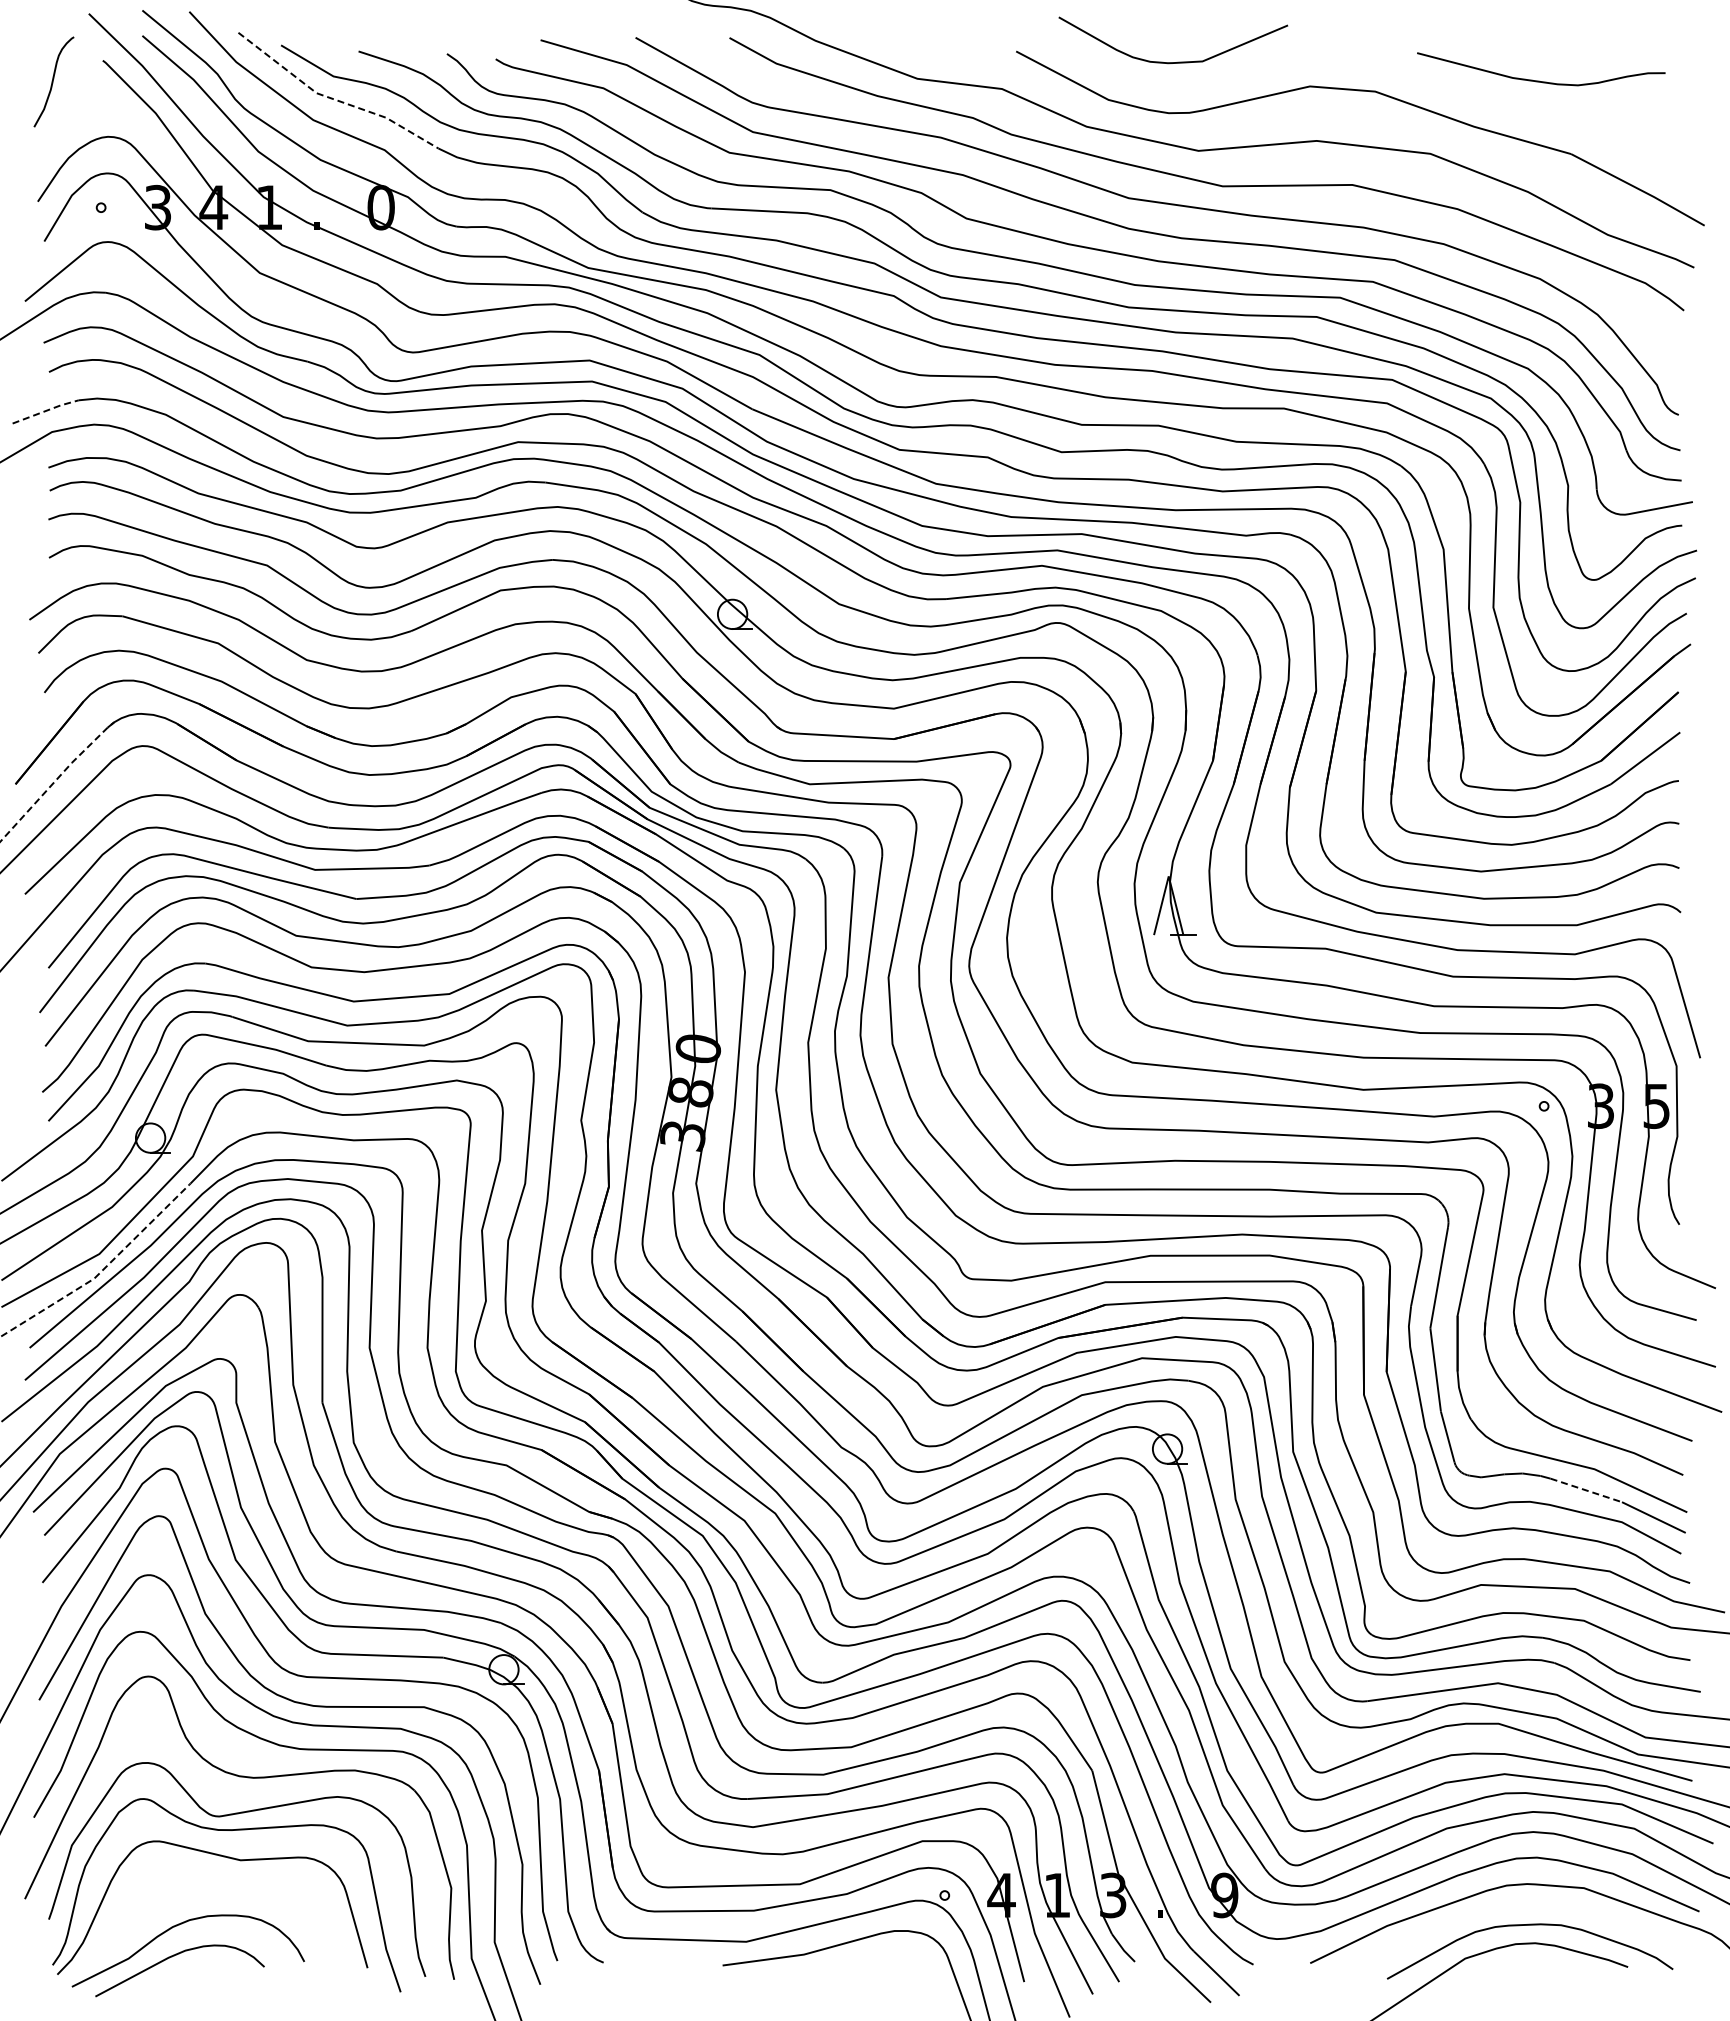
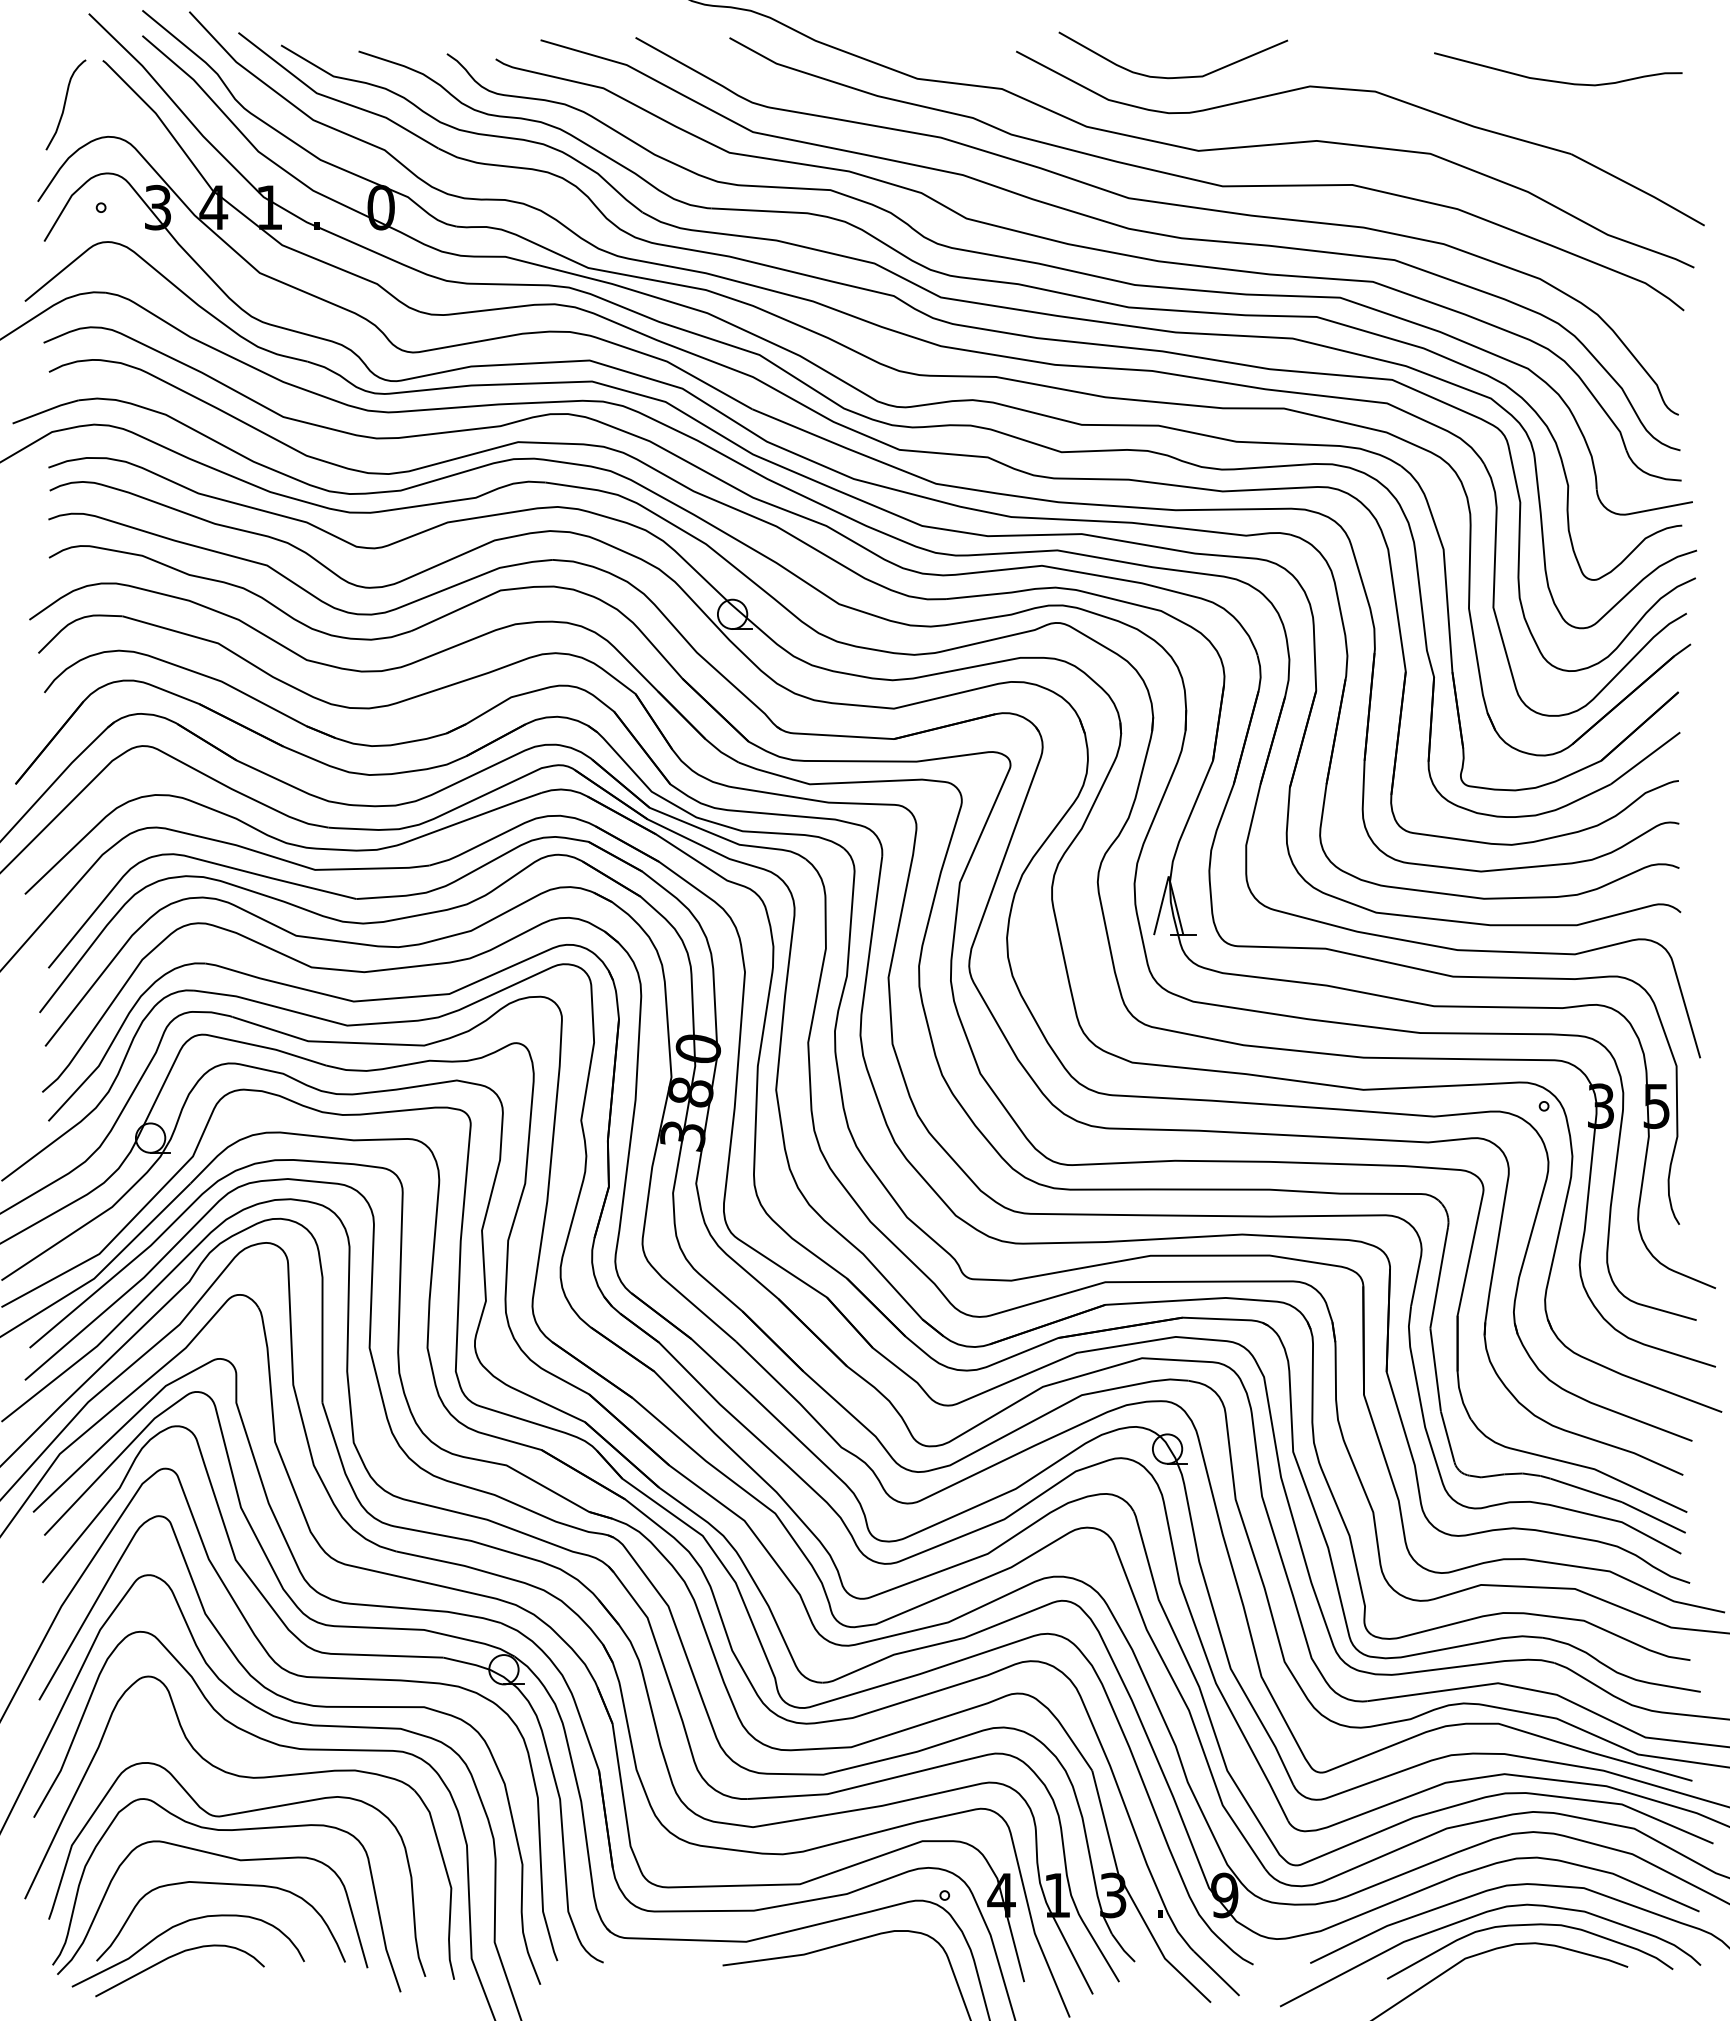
curve position: (1177, 61) -> (1177, 76) (1177, 76)
curve position: (1539, 80) -> (1556, 80) (1556, 80)
curve position: (53, 81) -> (65, 104) (65, 104)
line: dashed -> solid (333, 99)
line: dashed -> solid (45, 410)
line: dashed -> solid (57, 779)
line: dashed -> solid (103, 1269)
line: dashed -> solid (1586, 1490)
curve: none -> present (220, 1884)
curve: none -> present (1477, 1916)
